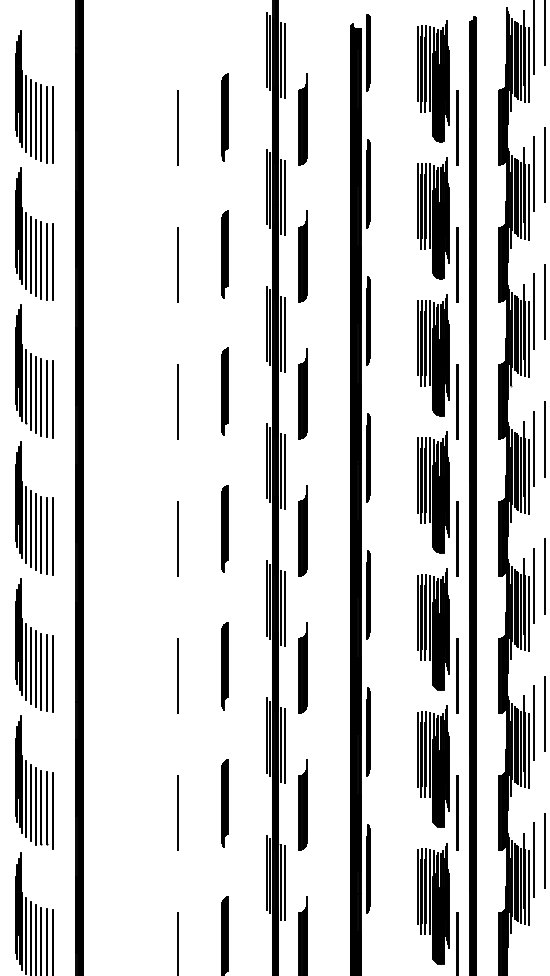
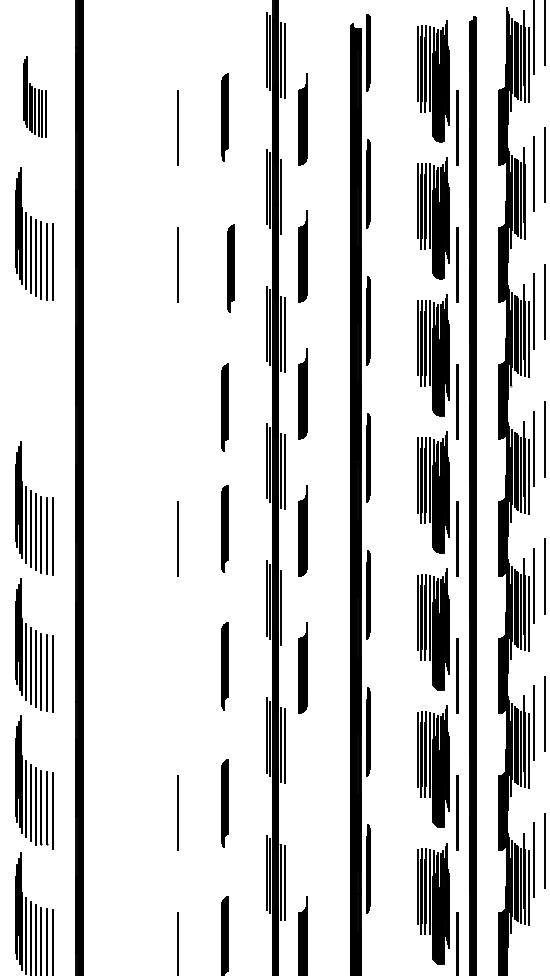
part size: 39x134 px -> 24x82 px (34, 96)
line: present -> none (285, 197)
line: present -> none (529, 202)
part position: (224, 254) -> (230, 268) (230, 268)
part: present -> none (34, 371)
part position: (224, 391) -> (224, 407) (224, 407)
line: present -> none (177, 401)
line: present -> none (285, 609)
line: present -> none (177, 675)
part: present -> none (302, 804)
